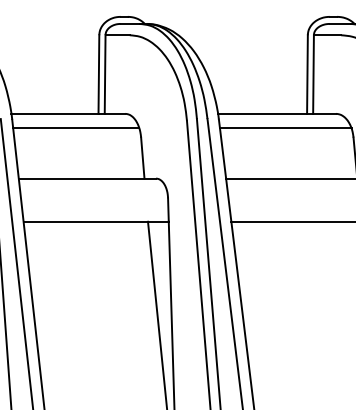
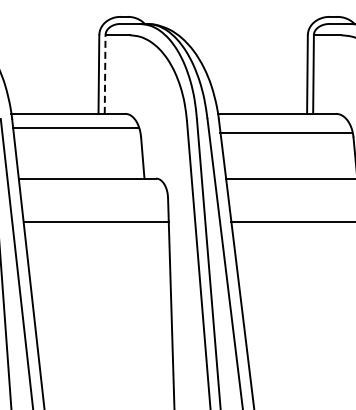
line: solid -> dashed (105, 74)
line position: (285, 128) -> (285, 133) (285, 133)
line: present -> none (157, 313)
